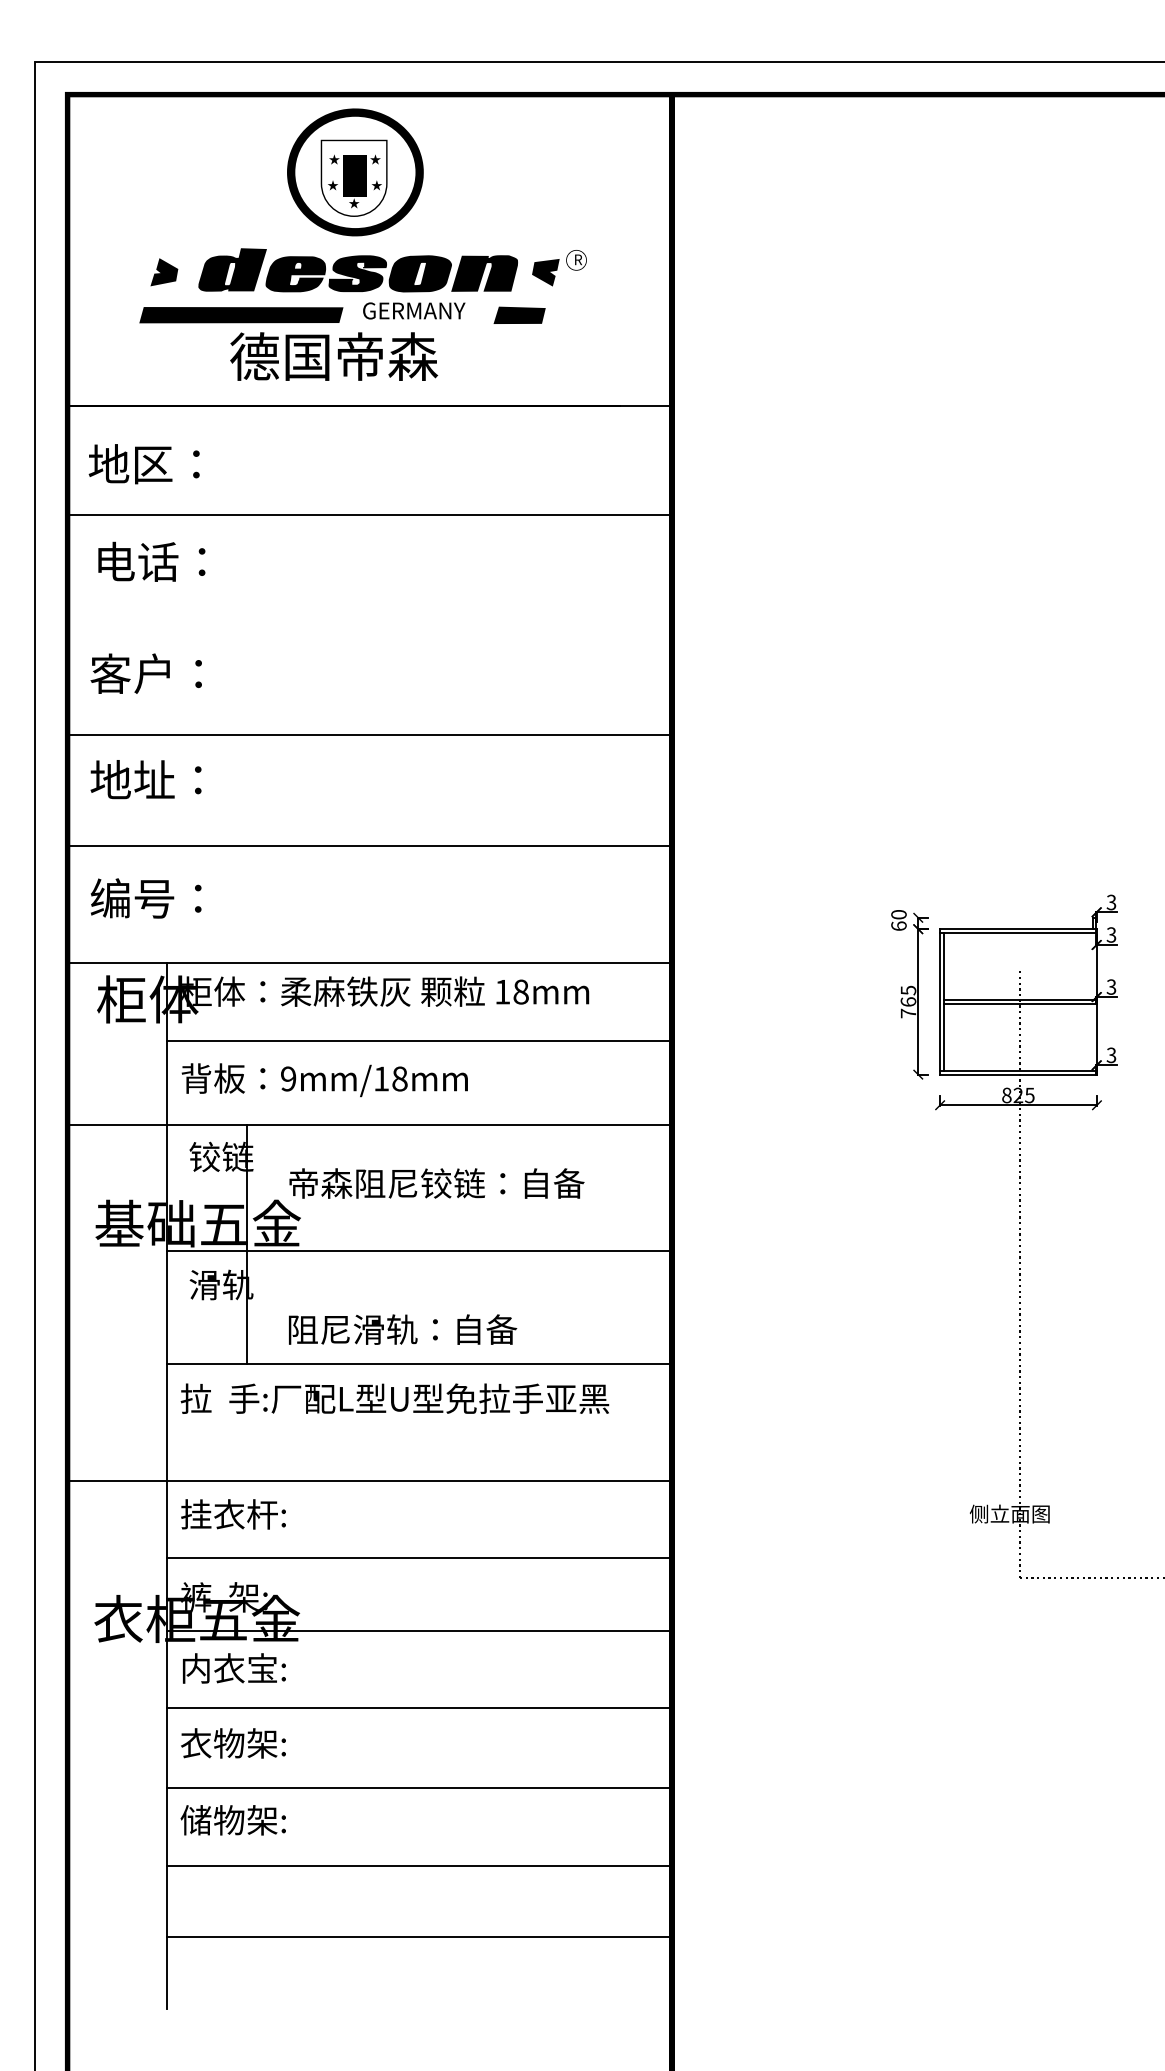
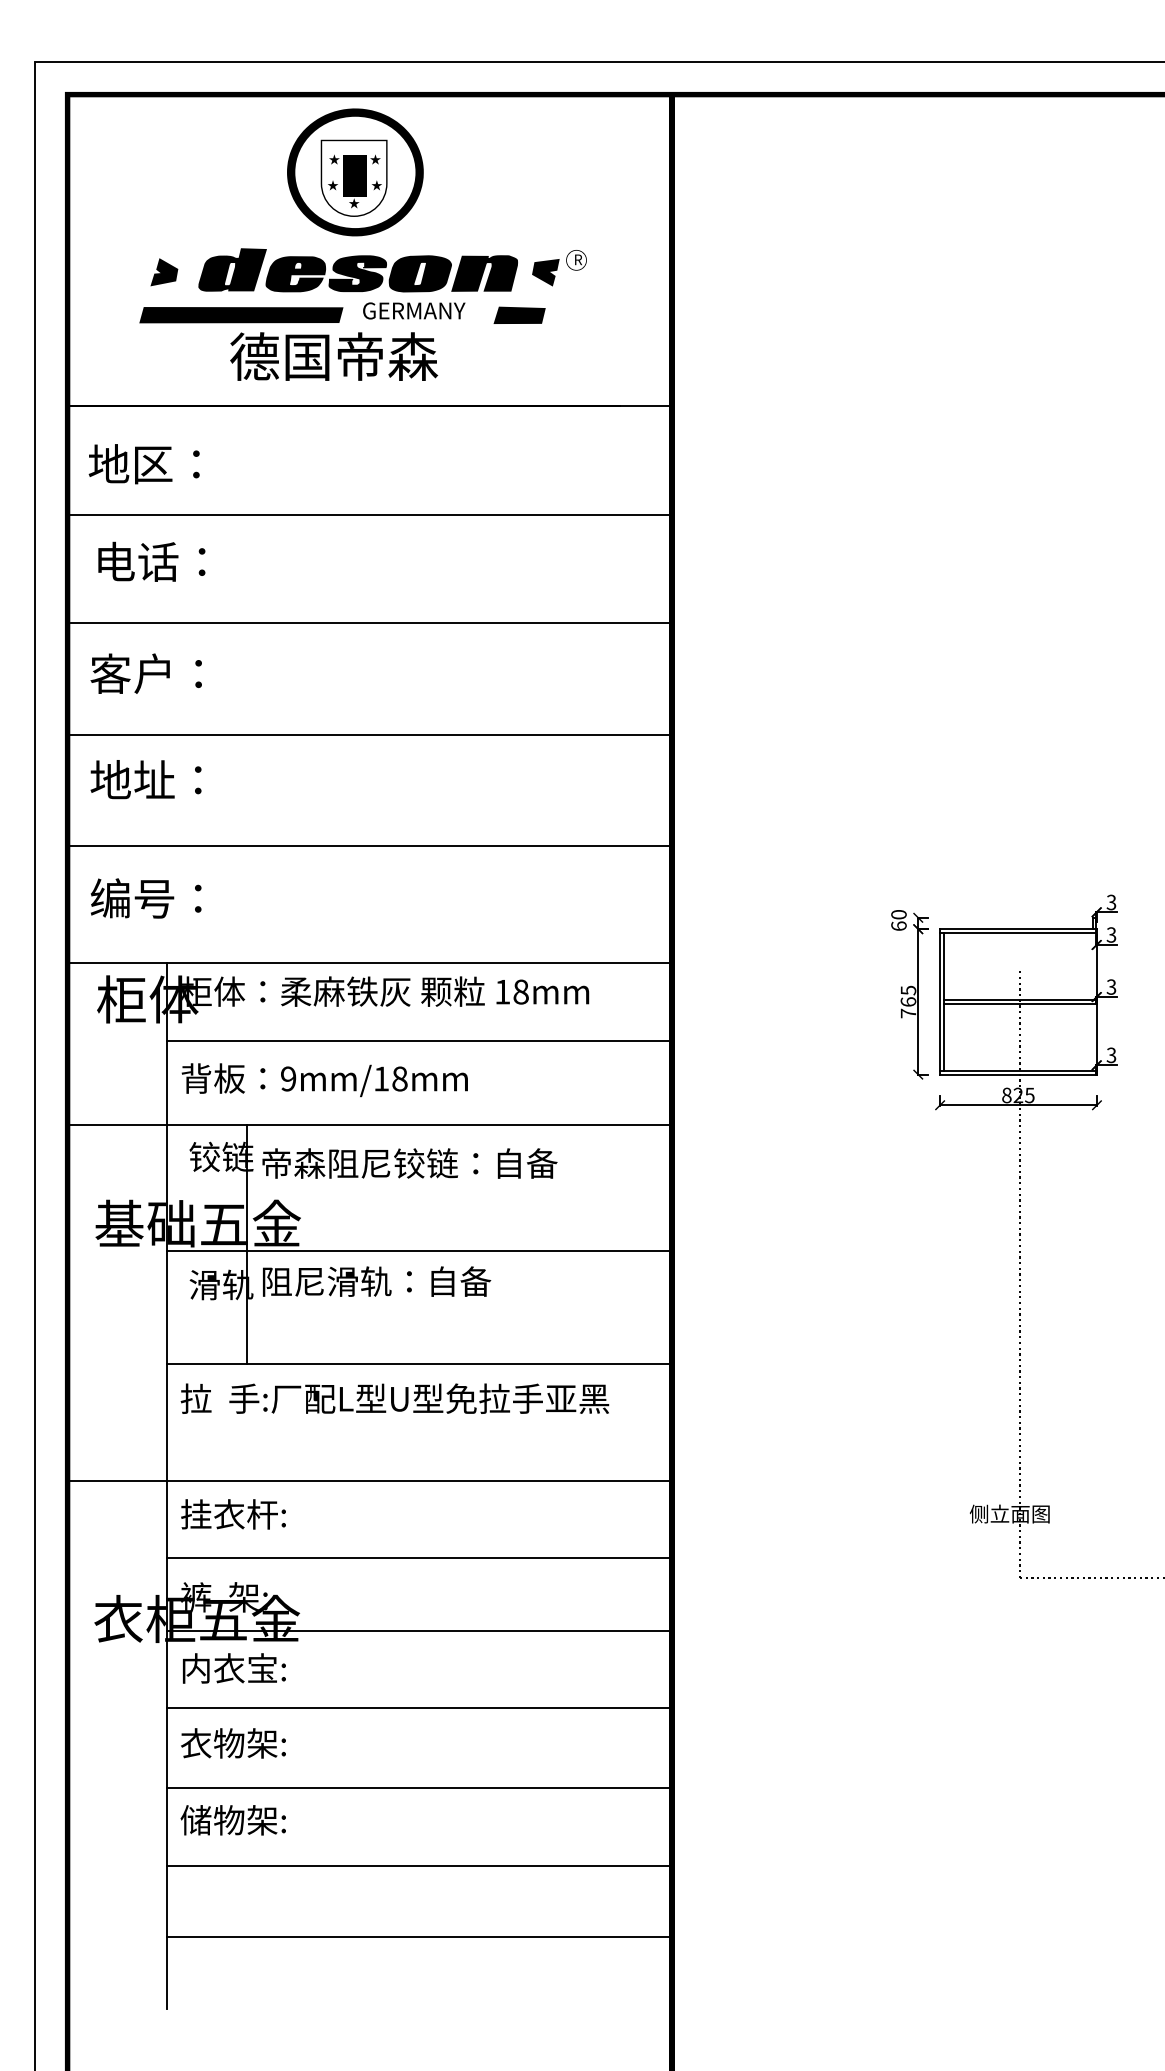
line: none -> present (371, 623)
text position: (436, 1183) -> (409, 1163) (409, 1163)
text position: (403, 1329) -> (377, 1281) (377, 1281)
